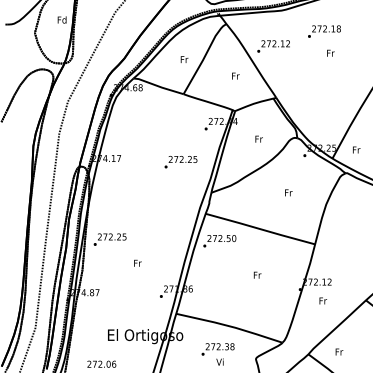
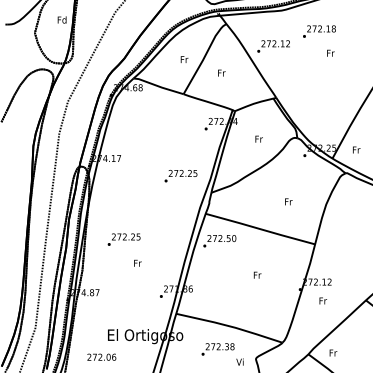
text position: (324, 31) -> (319, 31) (319, 31)
text position: (235, 75) -> (221, 72) (221, 72)
text position: (180, 162) -> (180, 176) (180, 176)
text position: (288, 192) -> (288, 201) (288, 201)
text position: (109, 239) -> (123, 239) (123, 239)
text position: (339, 351) -> (333, 352) (333, 352)
text position: (219, 361) -> (239, 361) (239, 361)
text position: (101, 363) -> (101, 356) (101, 356)
